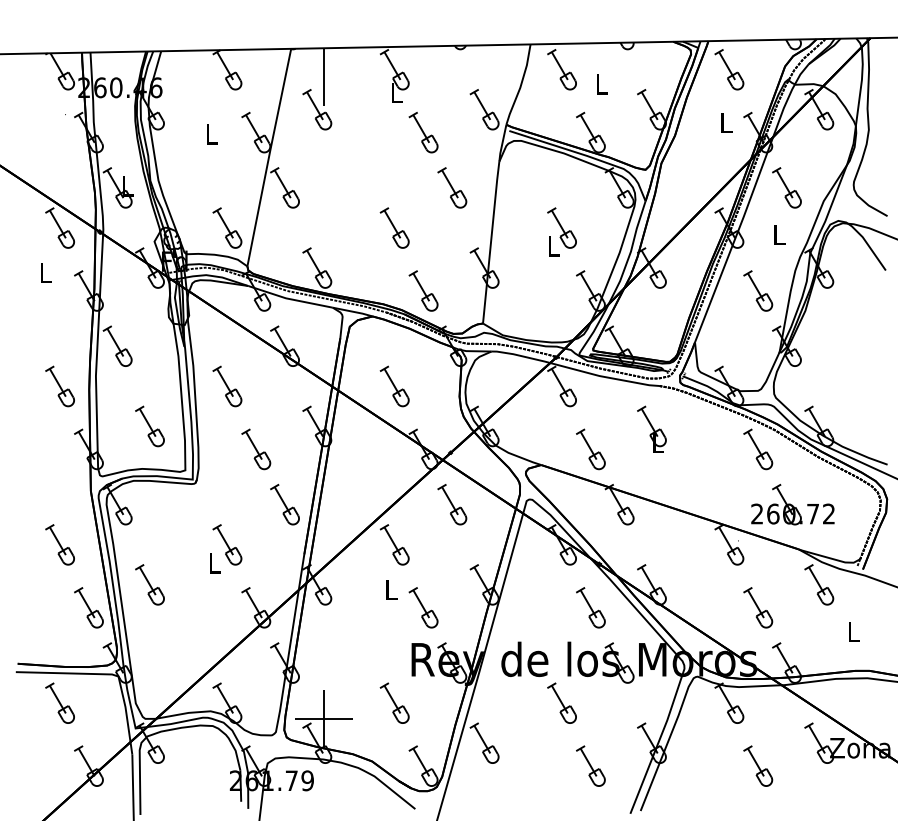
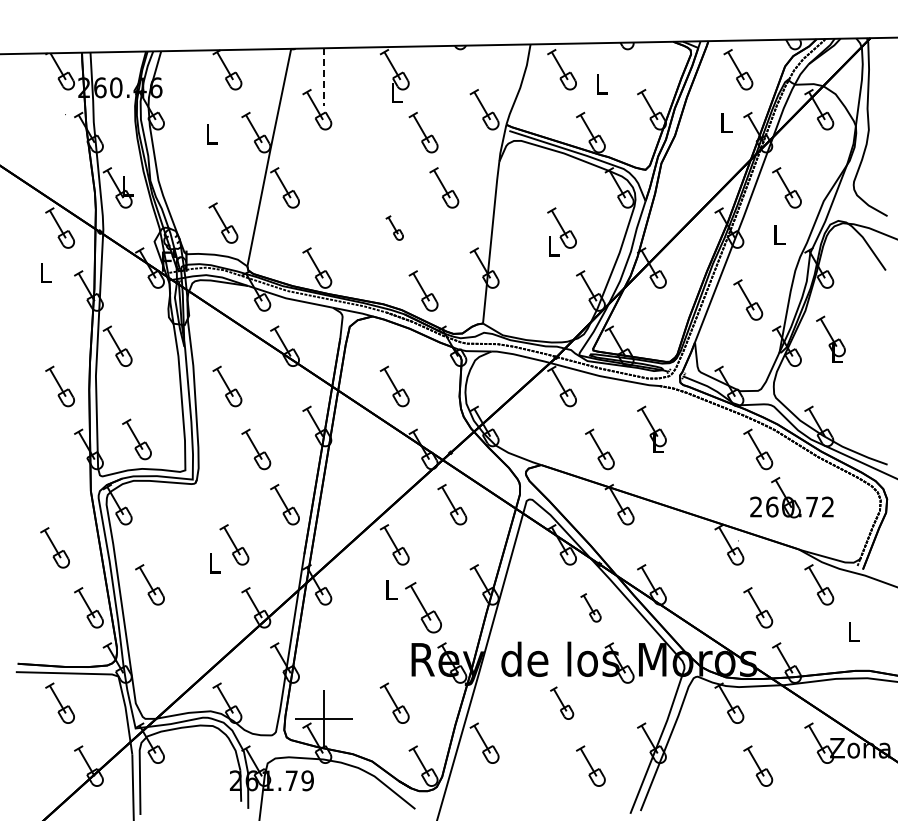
part position: (729, 69) -> (738, 69) (738, 69)
line: solid -> dashed (324, 77)
part position: (452, 187) -> (444, 187) (444, 187)
part position: (227, 227) -> (223, 222) (223, 222)
part size: 31x42 px -> 19x26 px (394, 227)
part position: (758, 290) -> (748, 299) (748, 299)
part: none -> present (830, 338)
part position: (149, 426) -> (136, 439) (136, 439)
part position: (590, 449) -> (599, 449) (599, 449)
part position: (792, 504) -> (791, 497) (791, 497)
part position: (59, 544) -> (54, 547) (54, 547)
part position: (227, 544) -> (234, 544) (234, 544)
part size: 31x42 px -> 37x52 px (423, 607)
part size: 30x42 px -> 22x30 px (590, 607)
part size: 30x42 px -> 25x34 px (562, 702)
